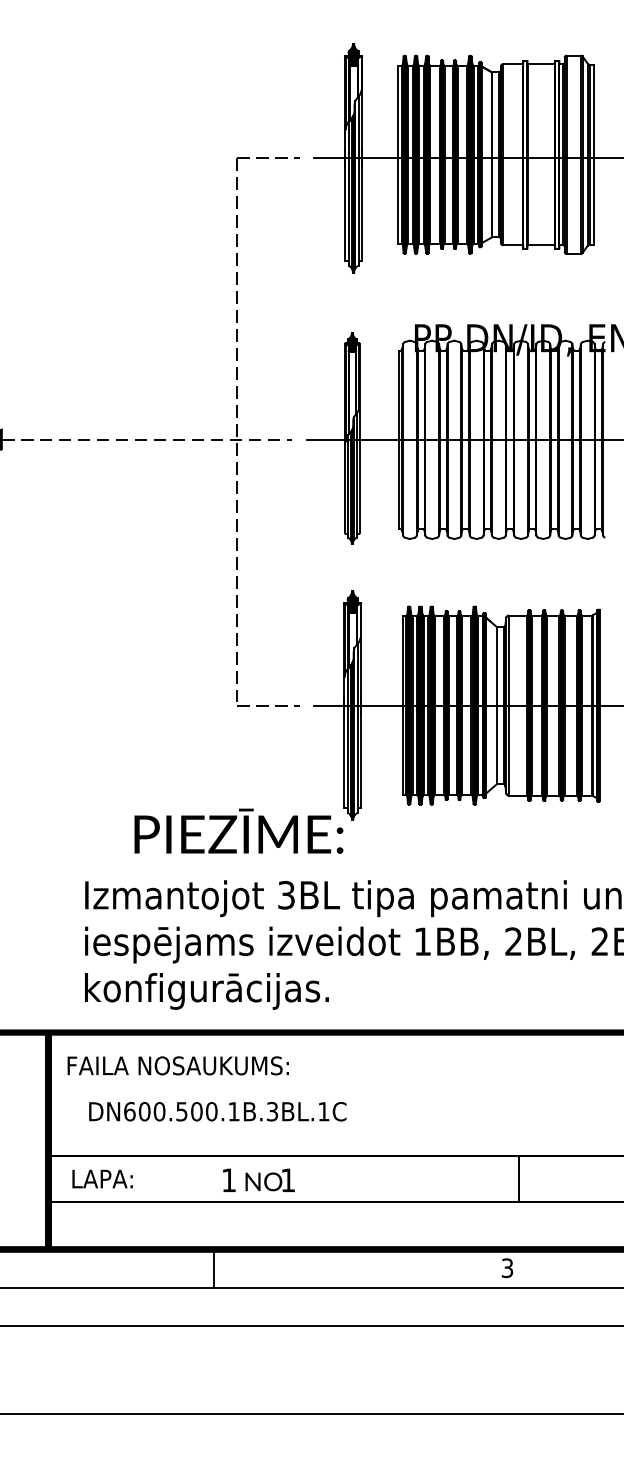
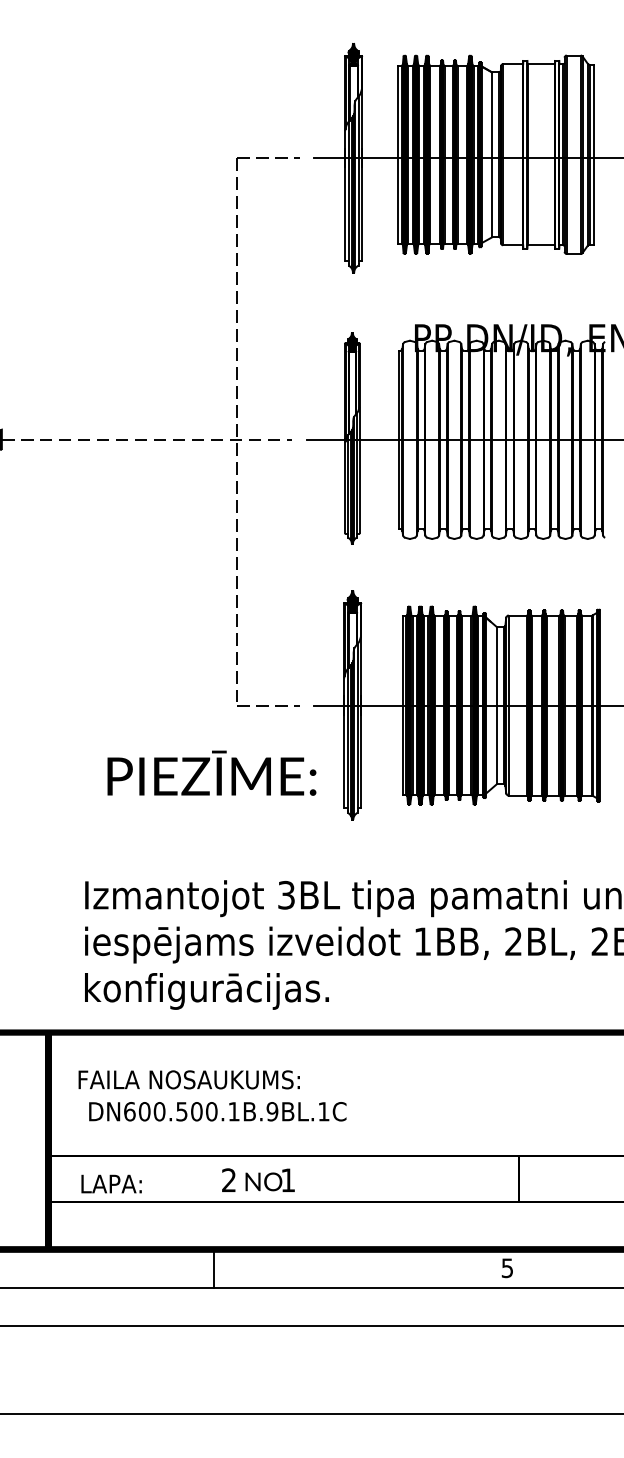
text position: (238, 830) -> (211, 772) (211, 772)
text position: (177, 1065) -> (188, 1079) (188, 1079)
text: DN600.500.1B.3BL.1C -> DN600.500.1B.9BL.1C (272, 1111)
text position: (102, 1178) -> (111, 1183) (111, 1183)
text: 1 -> 2 (228, 1179)
text: 3 -> 5 (507, 1267)
